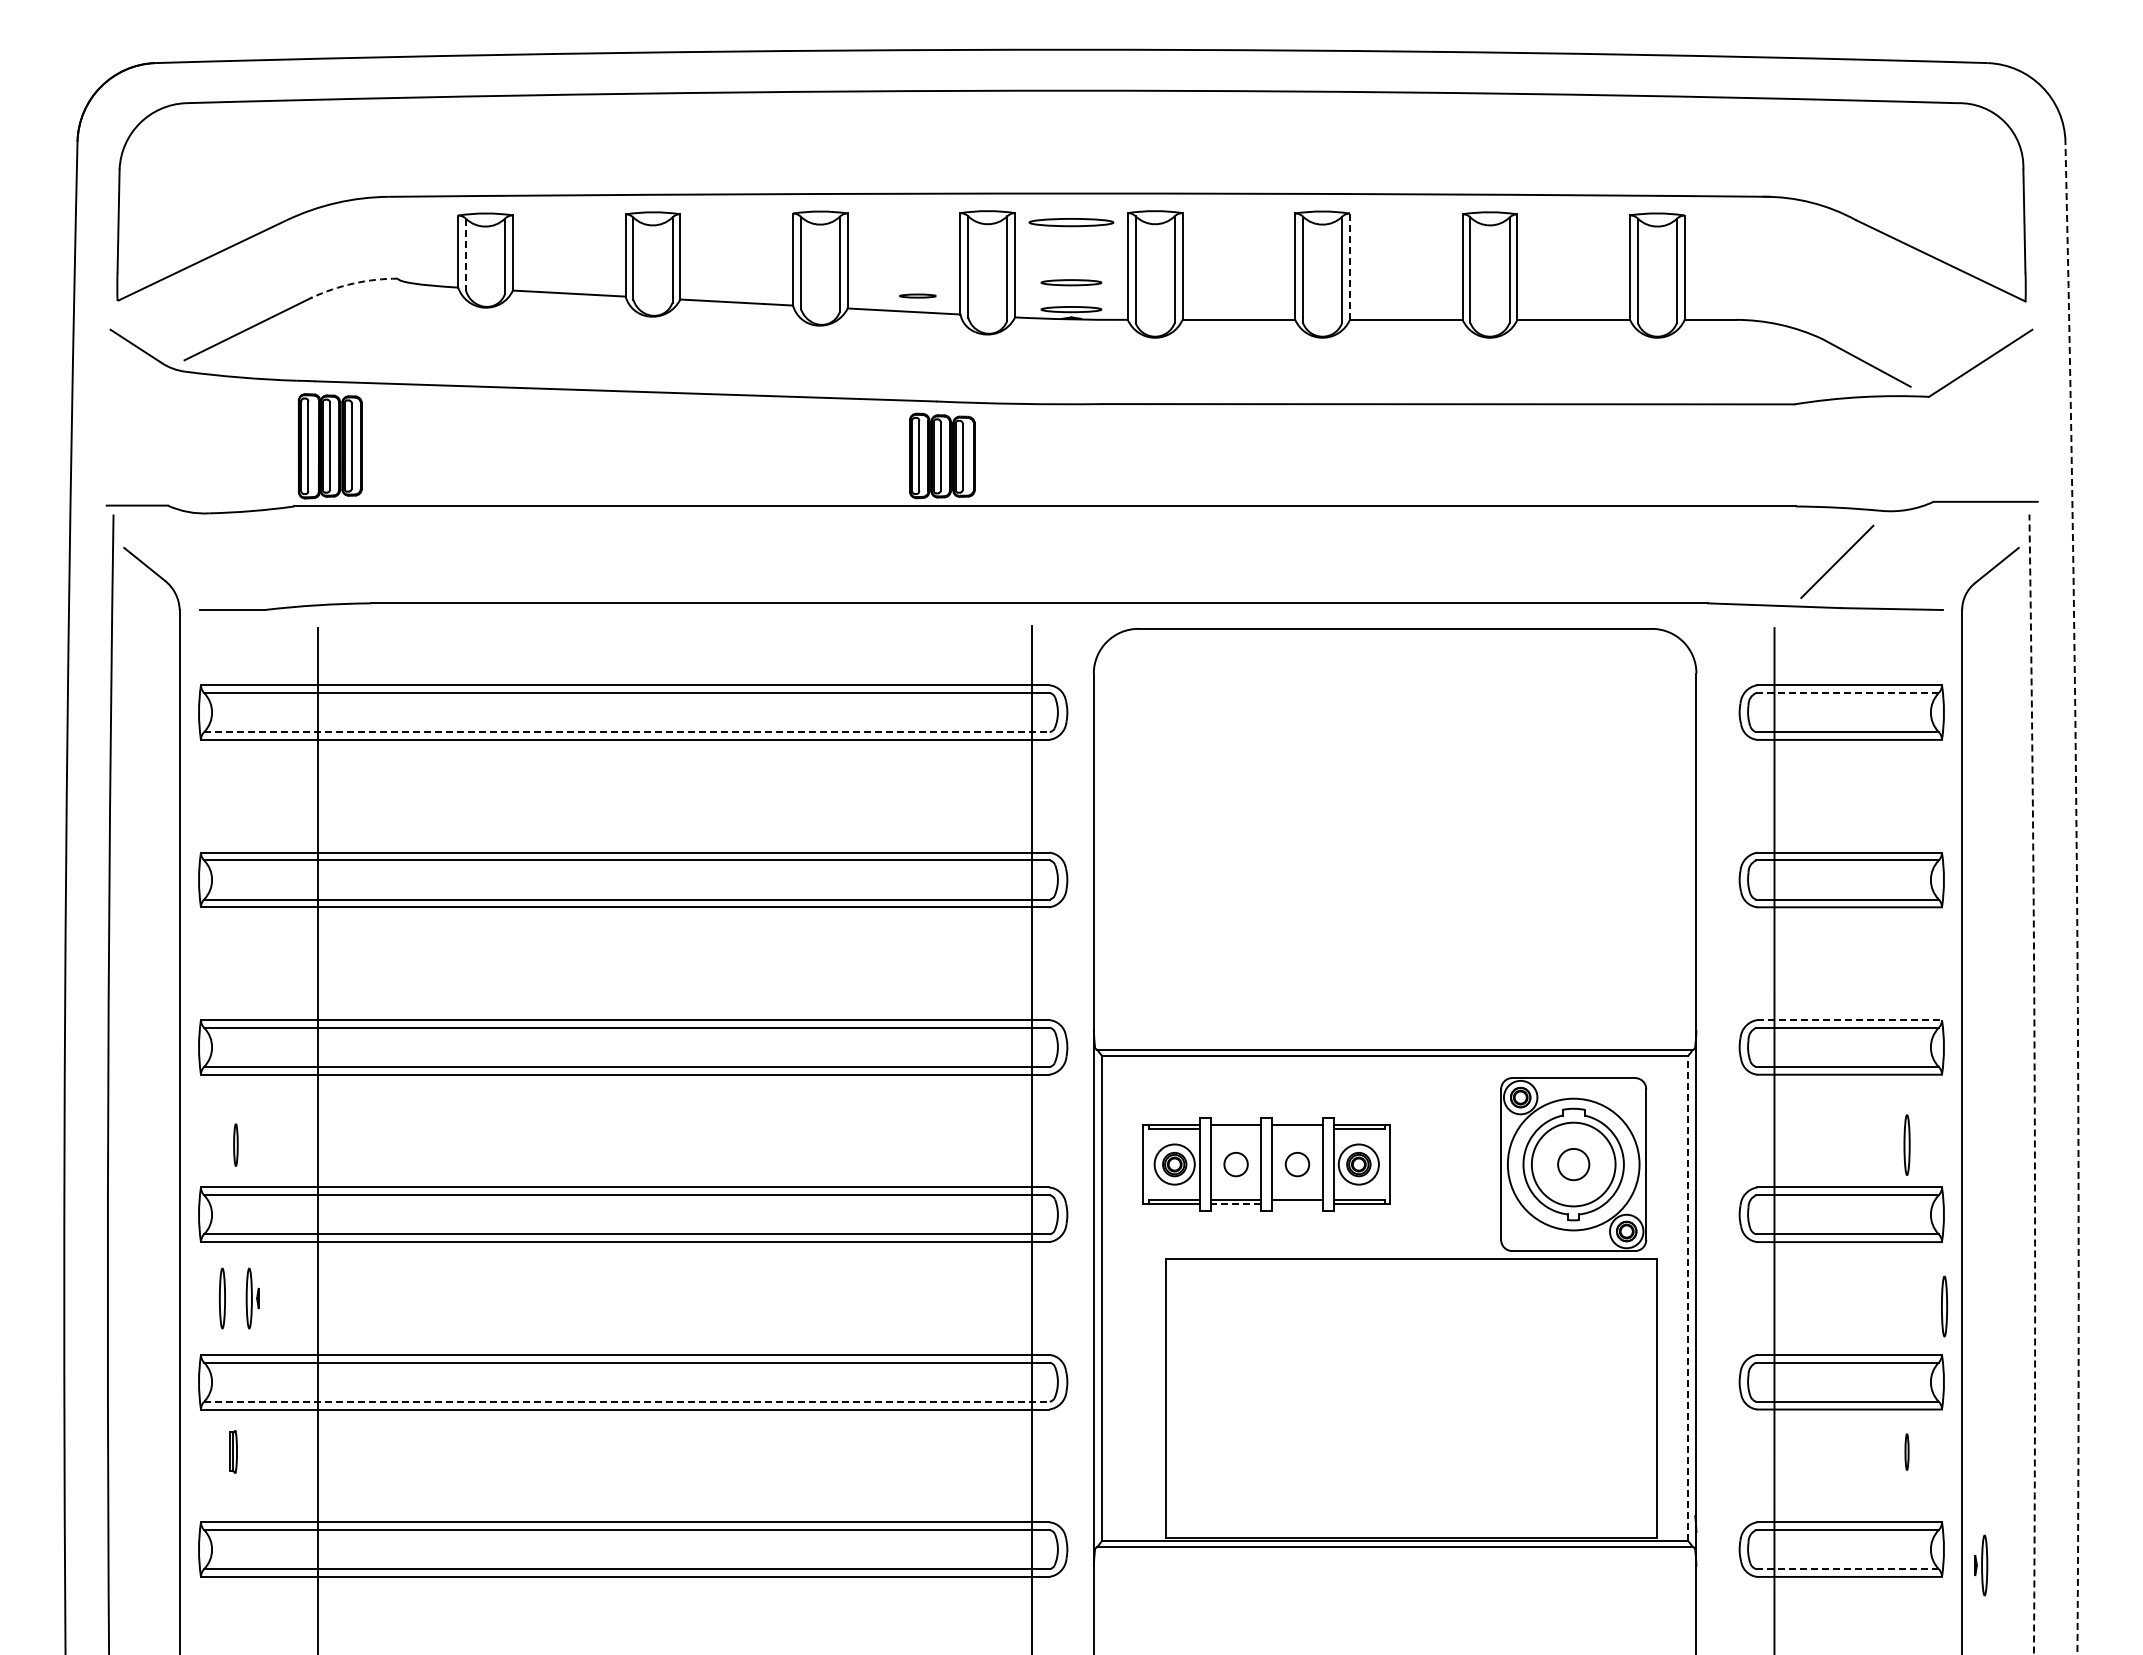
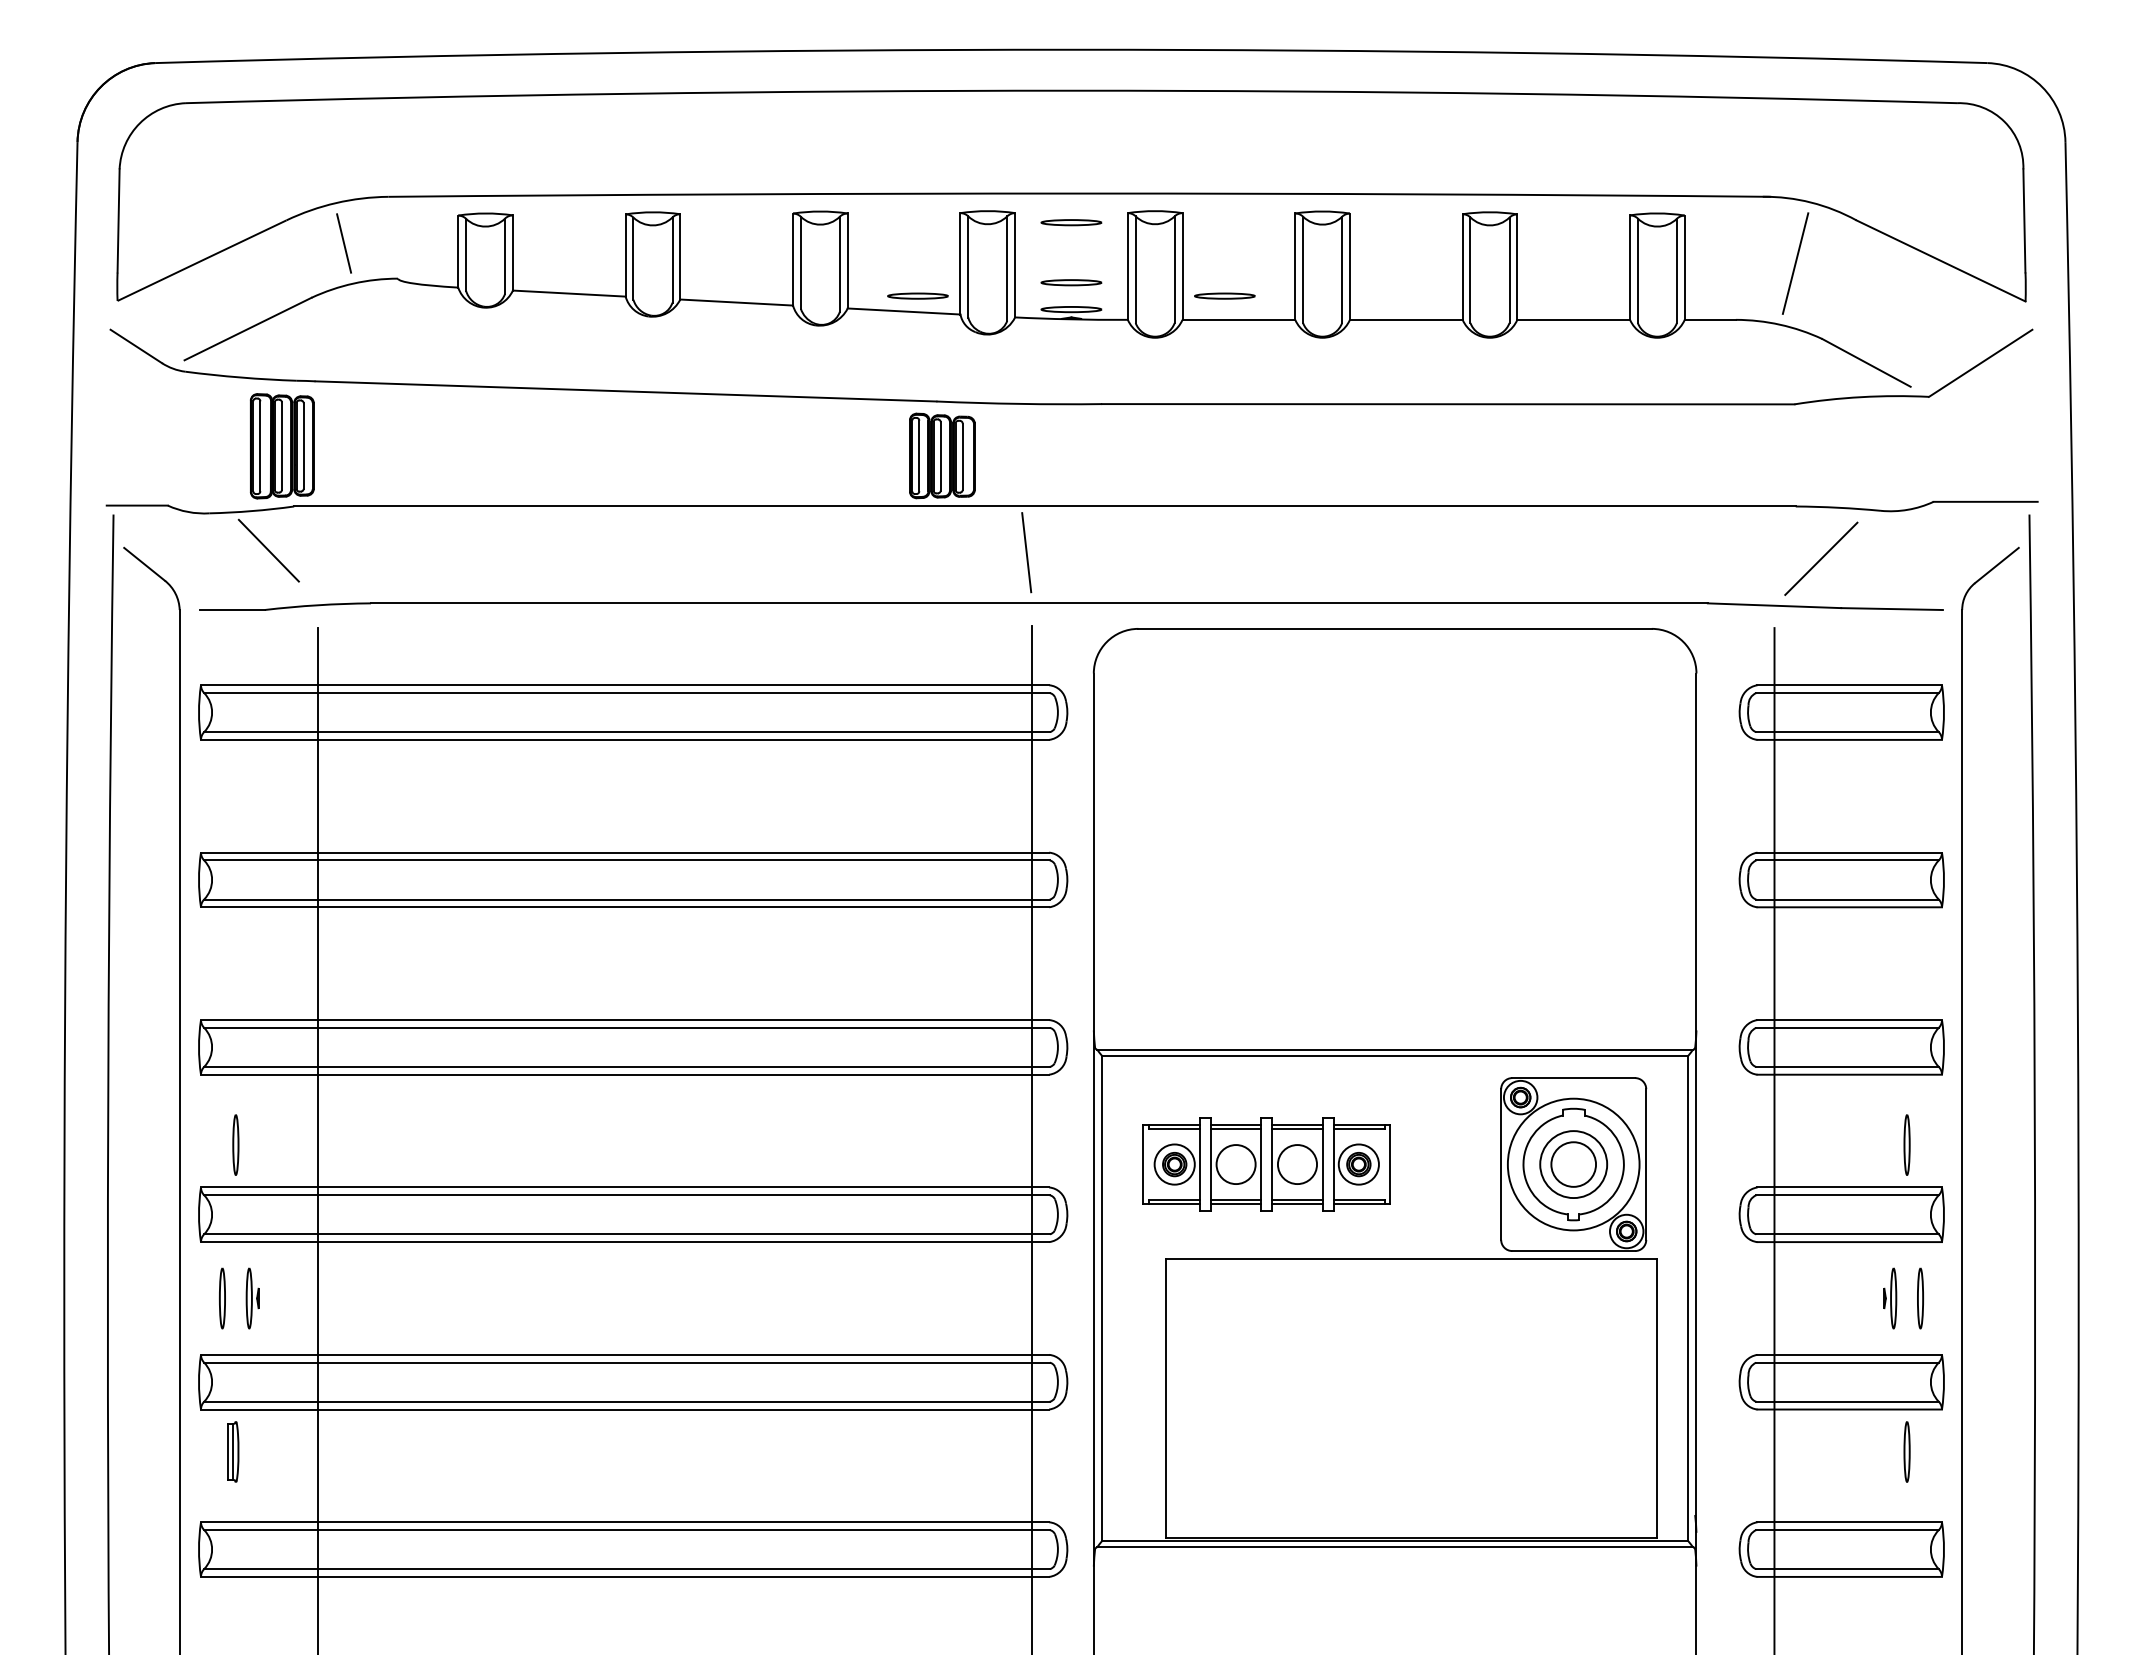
part size: 87x10 px -> 63x8 px (1071, 222)
line: none -> present (343, 243)
line: dashed -> solid (466, 255)
line: none -> present (1795, 263)
line: dashed -> solid (1349, 267)
arc: dashed -> solid (353, 283)
part size: 38x6 px -> 62x8 px (917, 295)
part: none -> present (1224, 295)
part position: (329, 446) -> (281, 446) (281, 446)
line: none -> present (268, 550)
line: none -> present (1026, 552)
line position: (1837, 561) -> (1821, 558) (1821, 558)
line: dashed -> solid (1847, 693)
line: dashed -> solid (626, 732)
arc: dashed -> solid (2076, 898)
line: dashed -> solid (1850, 1020)
arc: dashed -> solid (2034, 1084)
line: none -> present (1236, 1129)
line: none -> present (1297, 1129)
part size: 6x44 px -> 8x62 px (235, 1144)
circle diameter: 23 px -> 39 px (1235, 1164)
circle diameter: 23 px -> 39 px (1297, 1164)
circle diameter: 31 px -> 45 px (1573, 1164)
circle diameter: 84 px -> 67 px (1573, 1164)
line: dashed -> solid (1235, 1204)
line: none -> present (1297, 1204)
line: dashed -> solid (1688, 1298)
part position: (1944, 1306) -> (1920, 1298) (1920, 1298)
line: dashed -> solid (626, 1401)
part size: 9x44 px -> 13x62 px (233, 1451)
part size: 6x38 px -> 8x62 px (1906, 1451)
part position: (1981, 1565) -> (1890, 1298) (1890, 1298)
line: dashed -> solid (1847, 1569)
